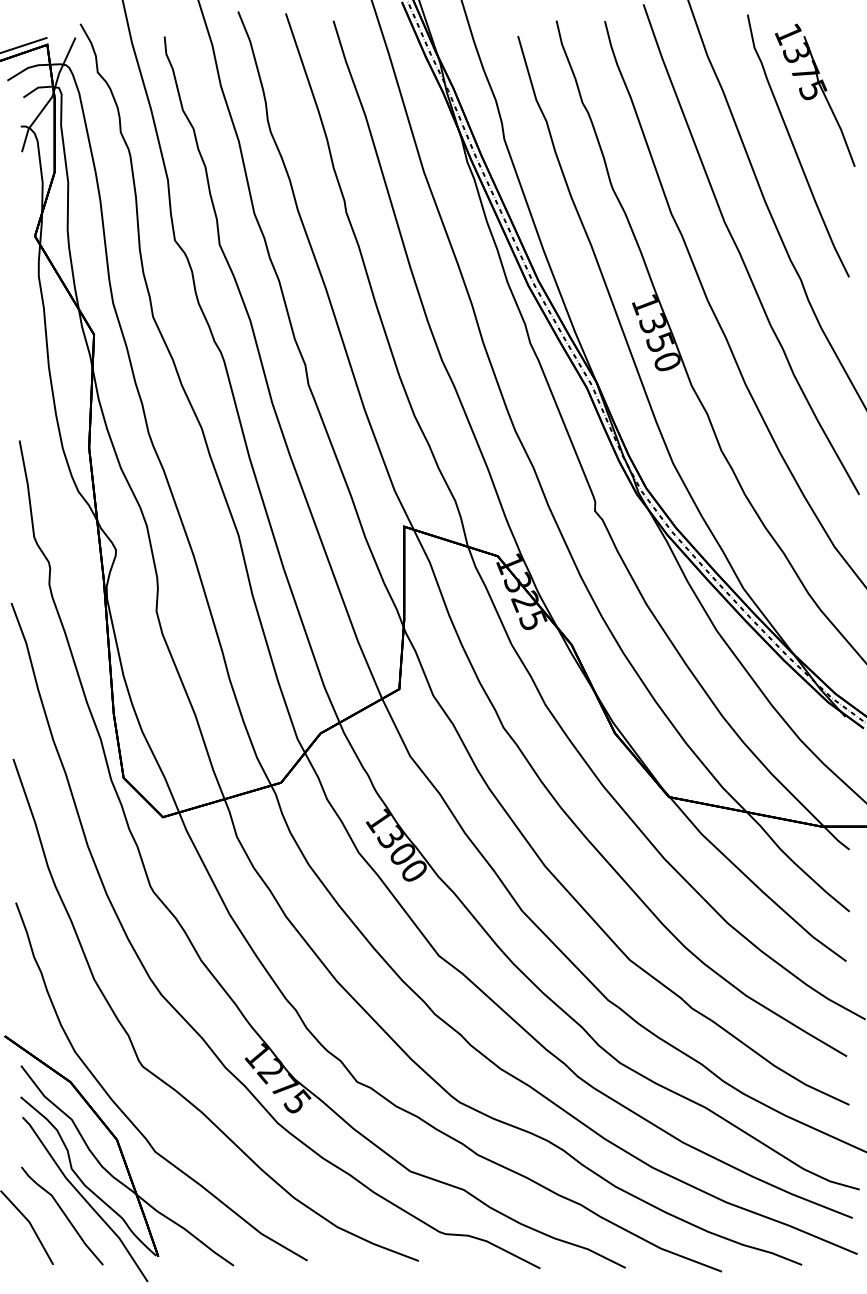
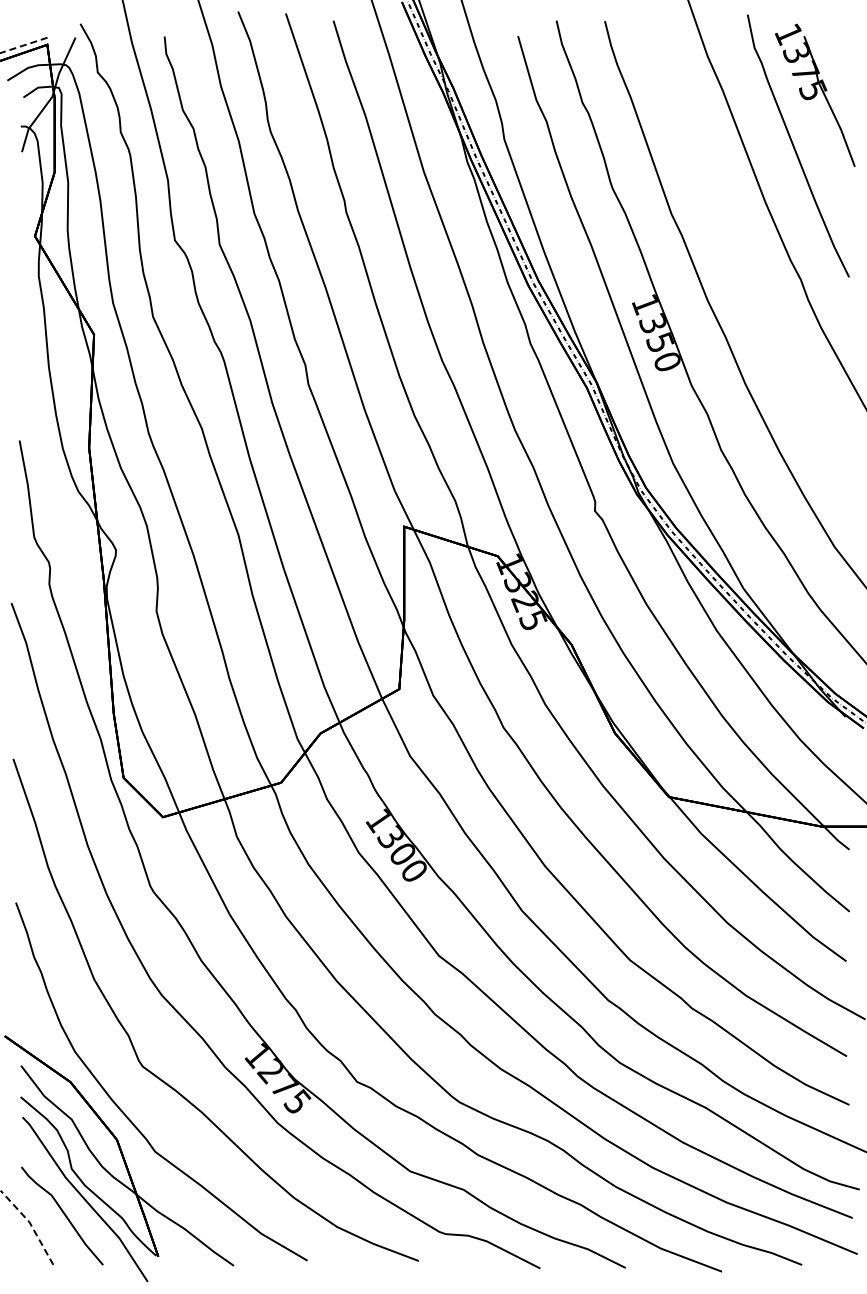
line: solid -> dashed (23, 45)
curve: present -> none (741, 254)
line: solid -> dashed (30, 1224)
